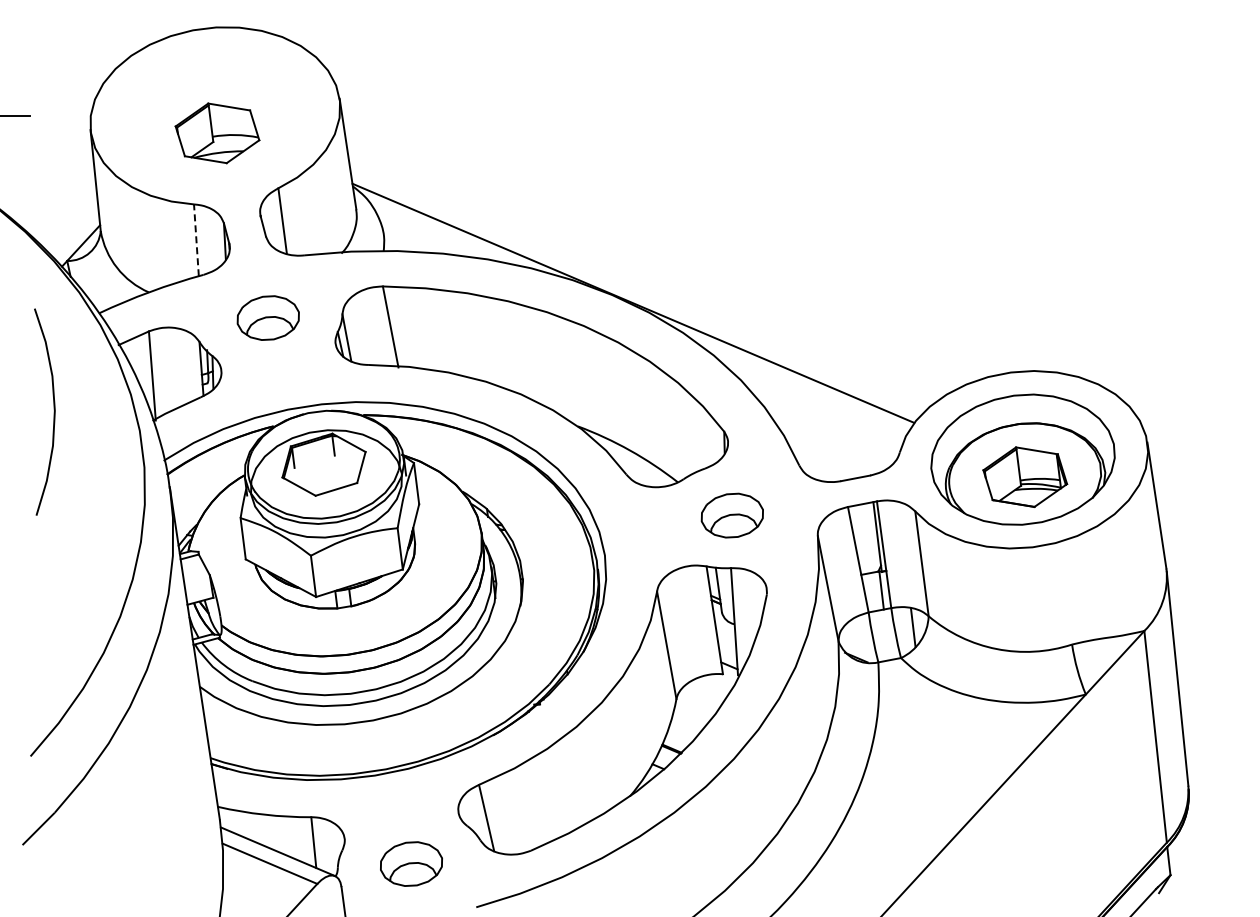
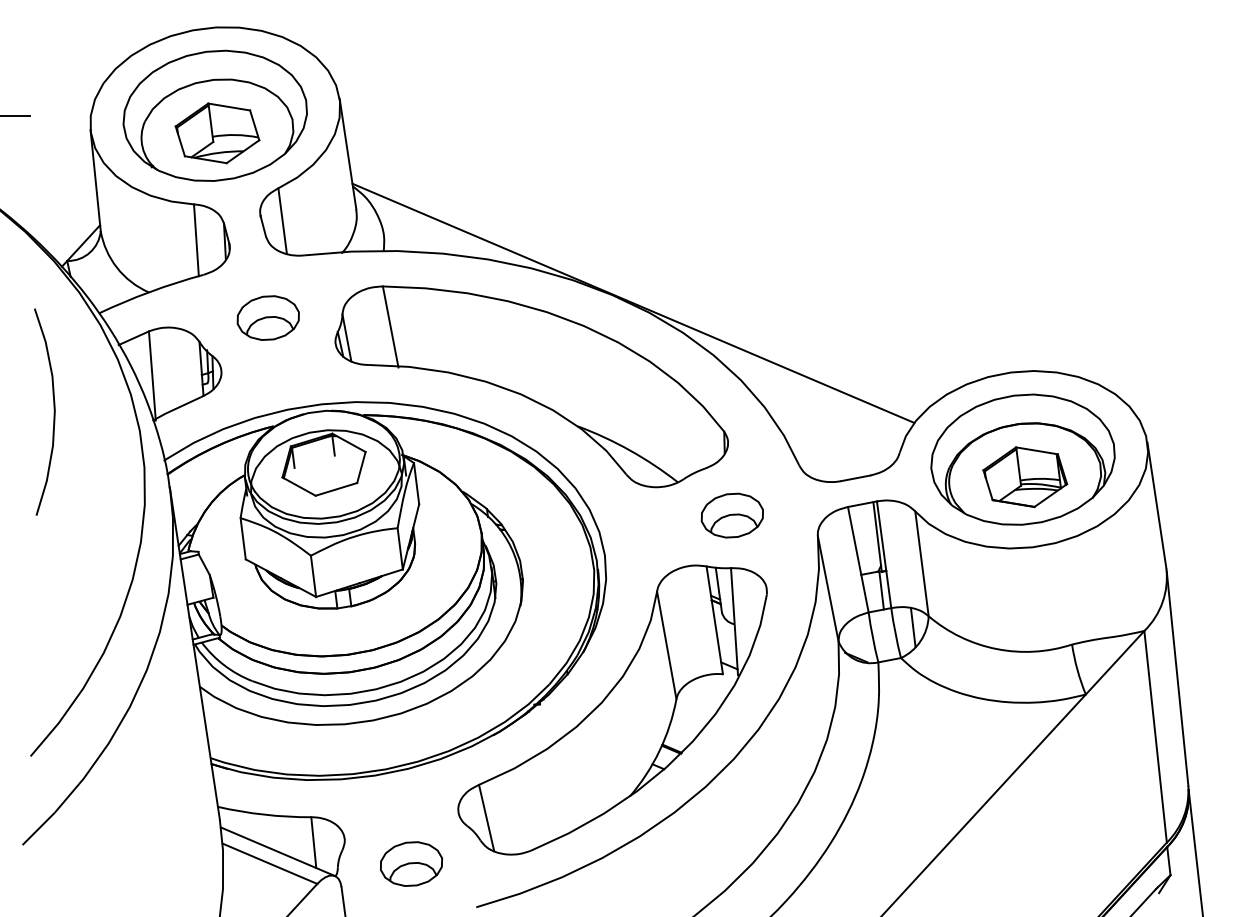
part: none -> present (214, 115)
line: dashed -> solid (196, 240)
line: none -> present (1195, 852)
